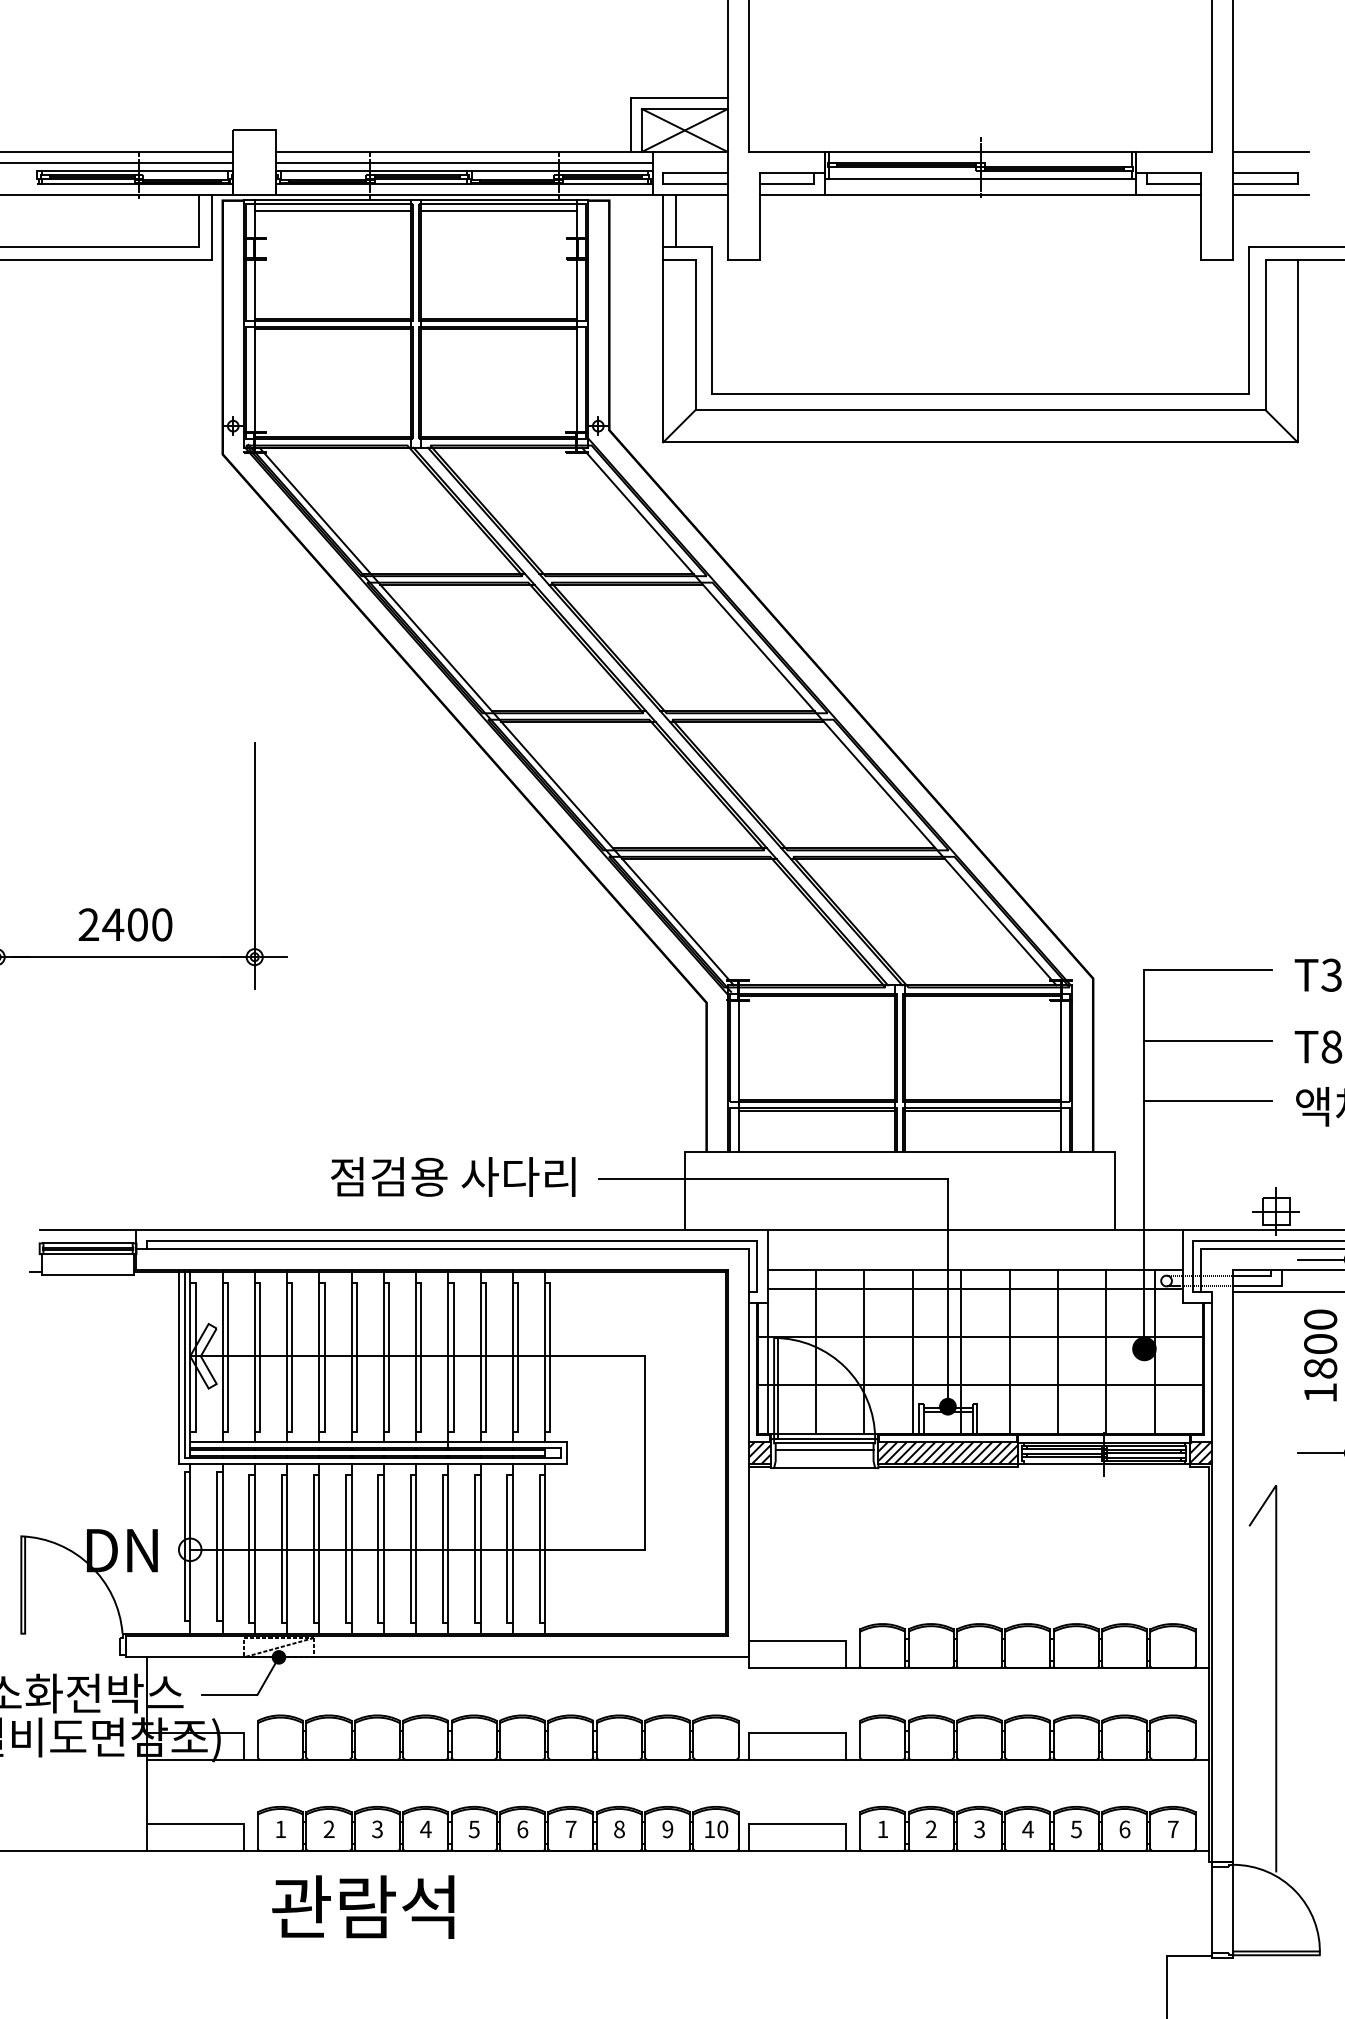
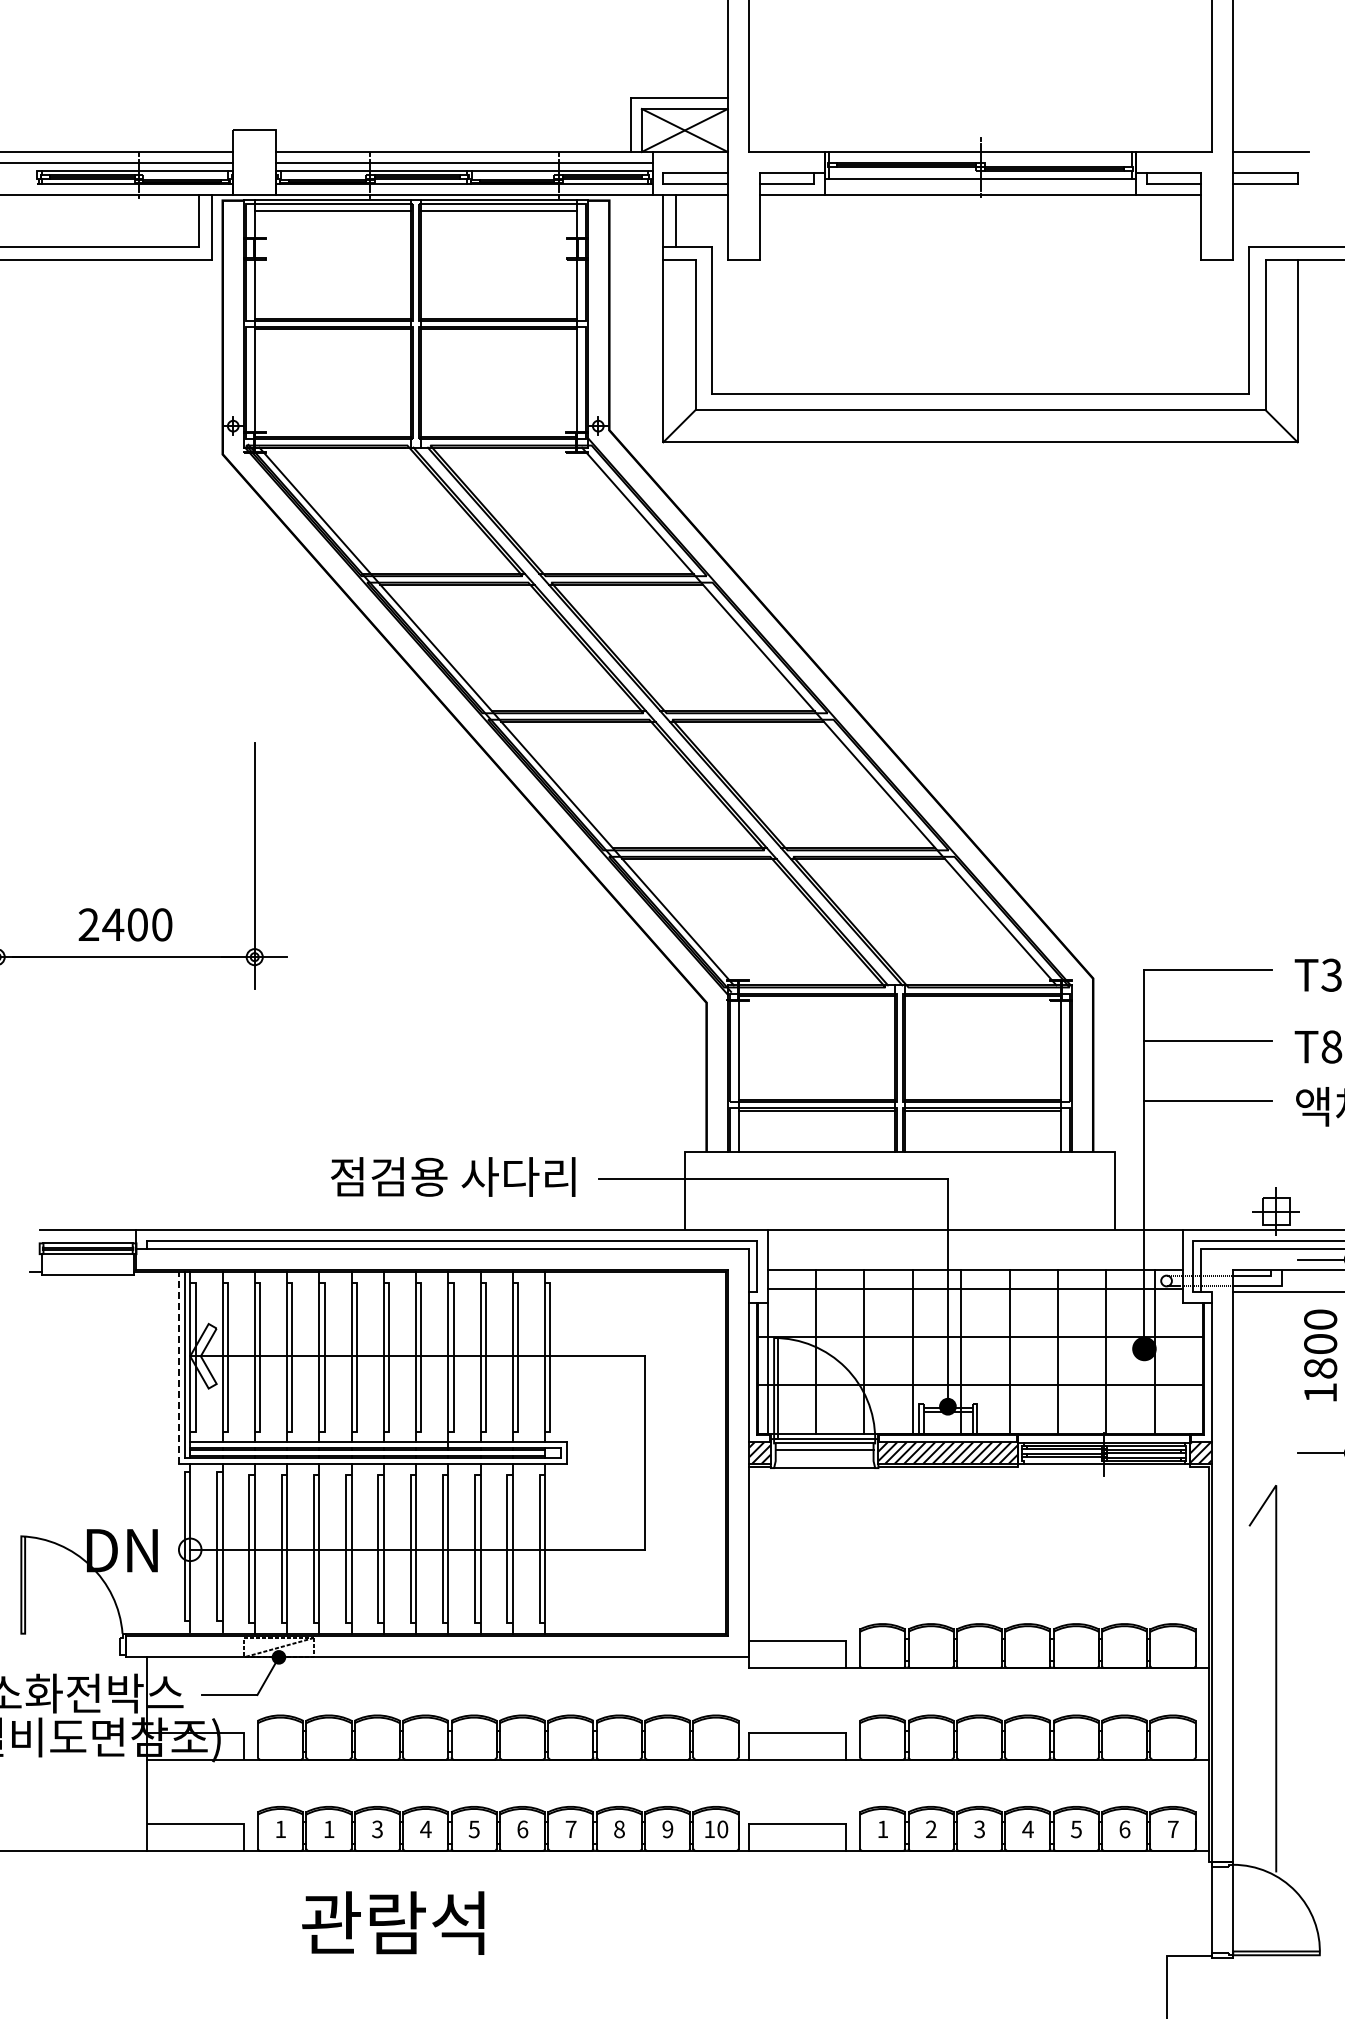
line: present -> none (1270, 195)
line: solid -> dashed (179, 1368)
text: 2 -> 1 (328, 1828)
text position: (363, 1906) -> (393, 1922) (393, 1922)
